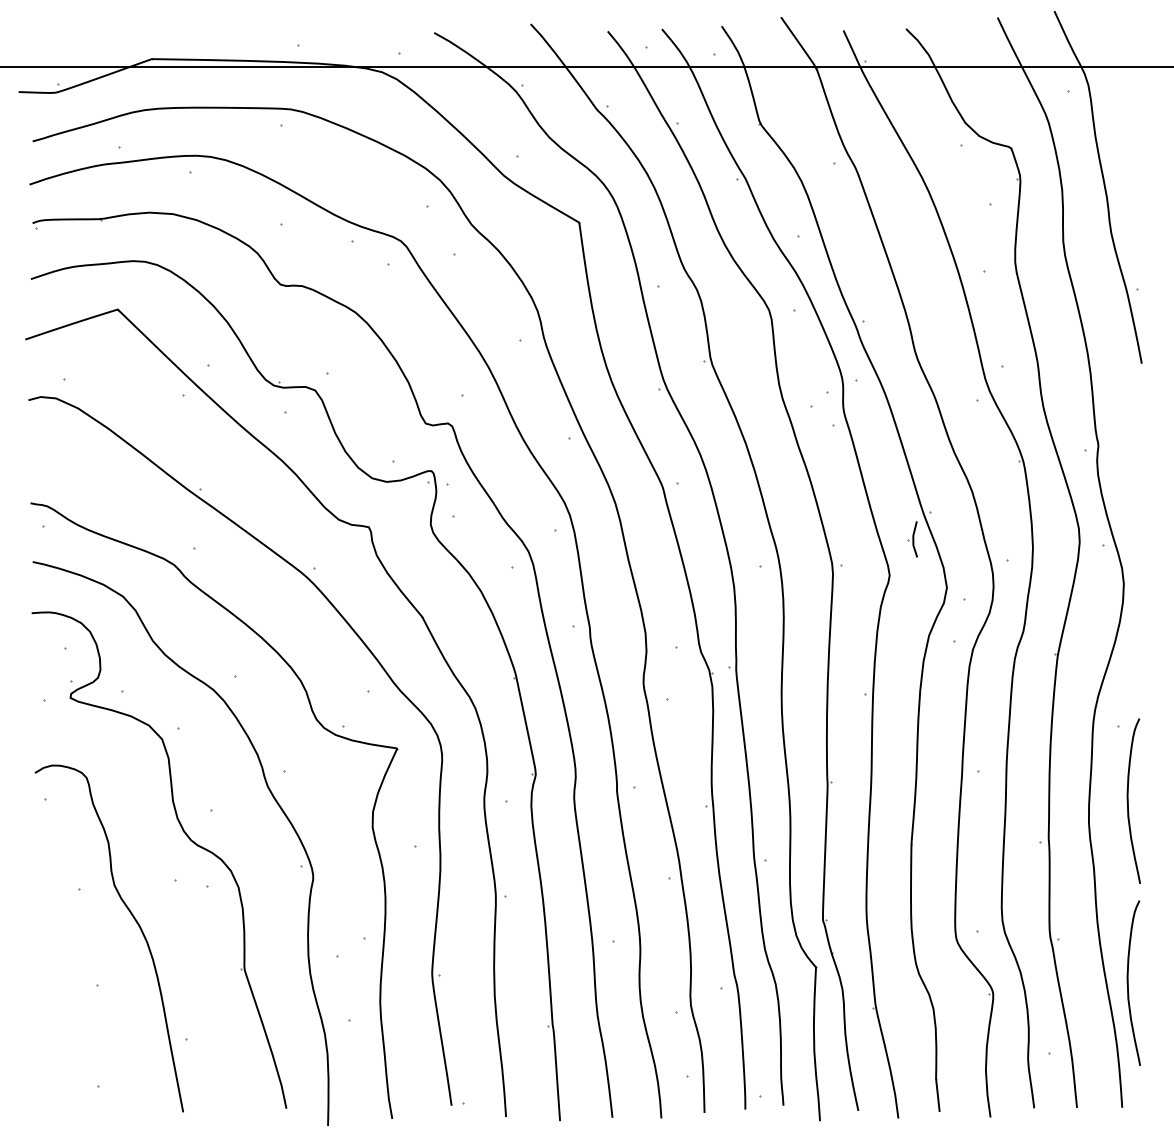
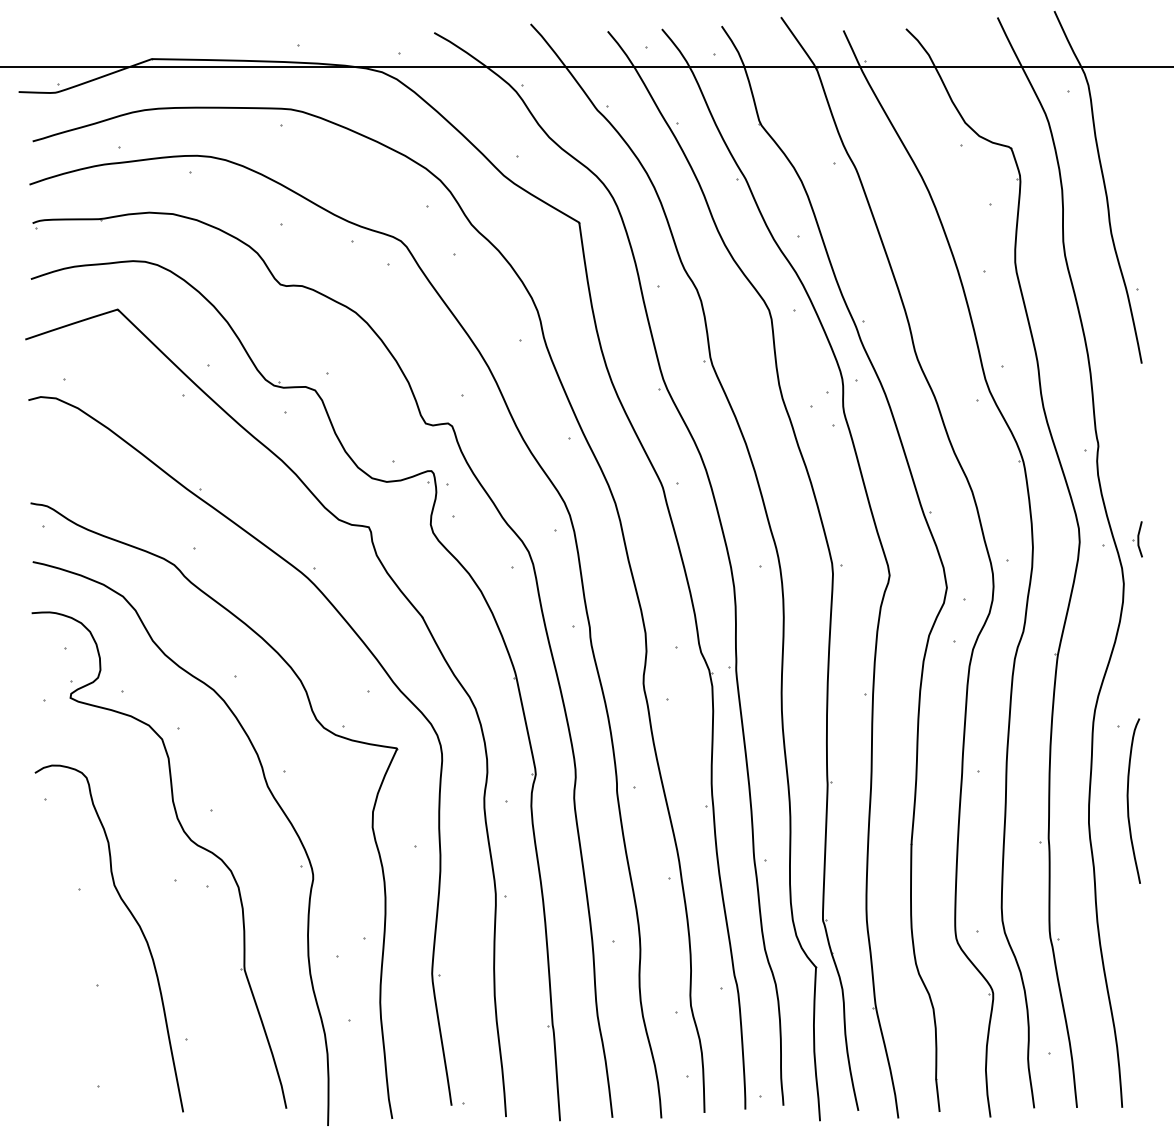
part position: (912, 539) -> (1137, 539) (1137, 539)
curve: present -> none (1128, 982)
